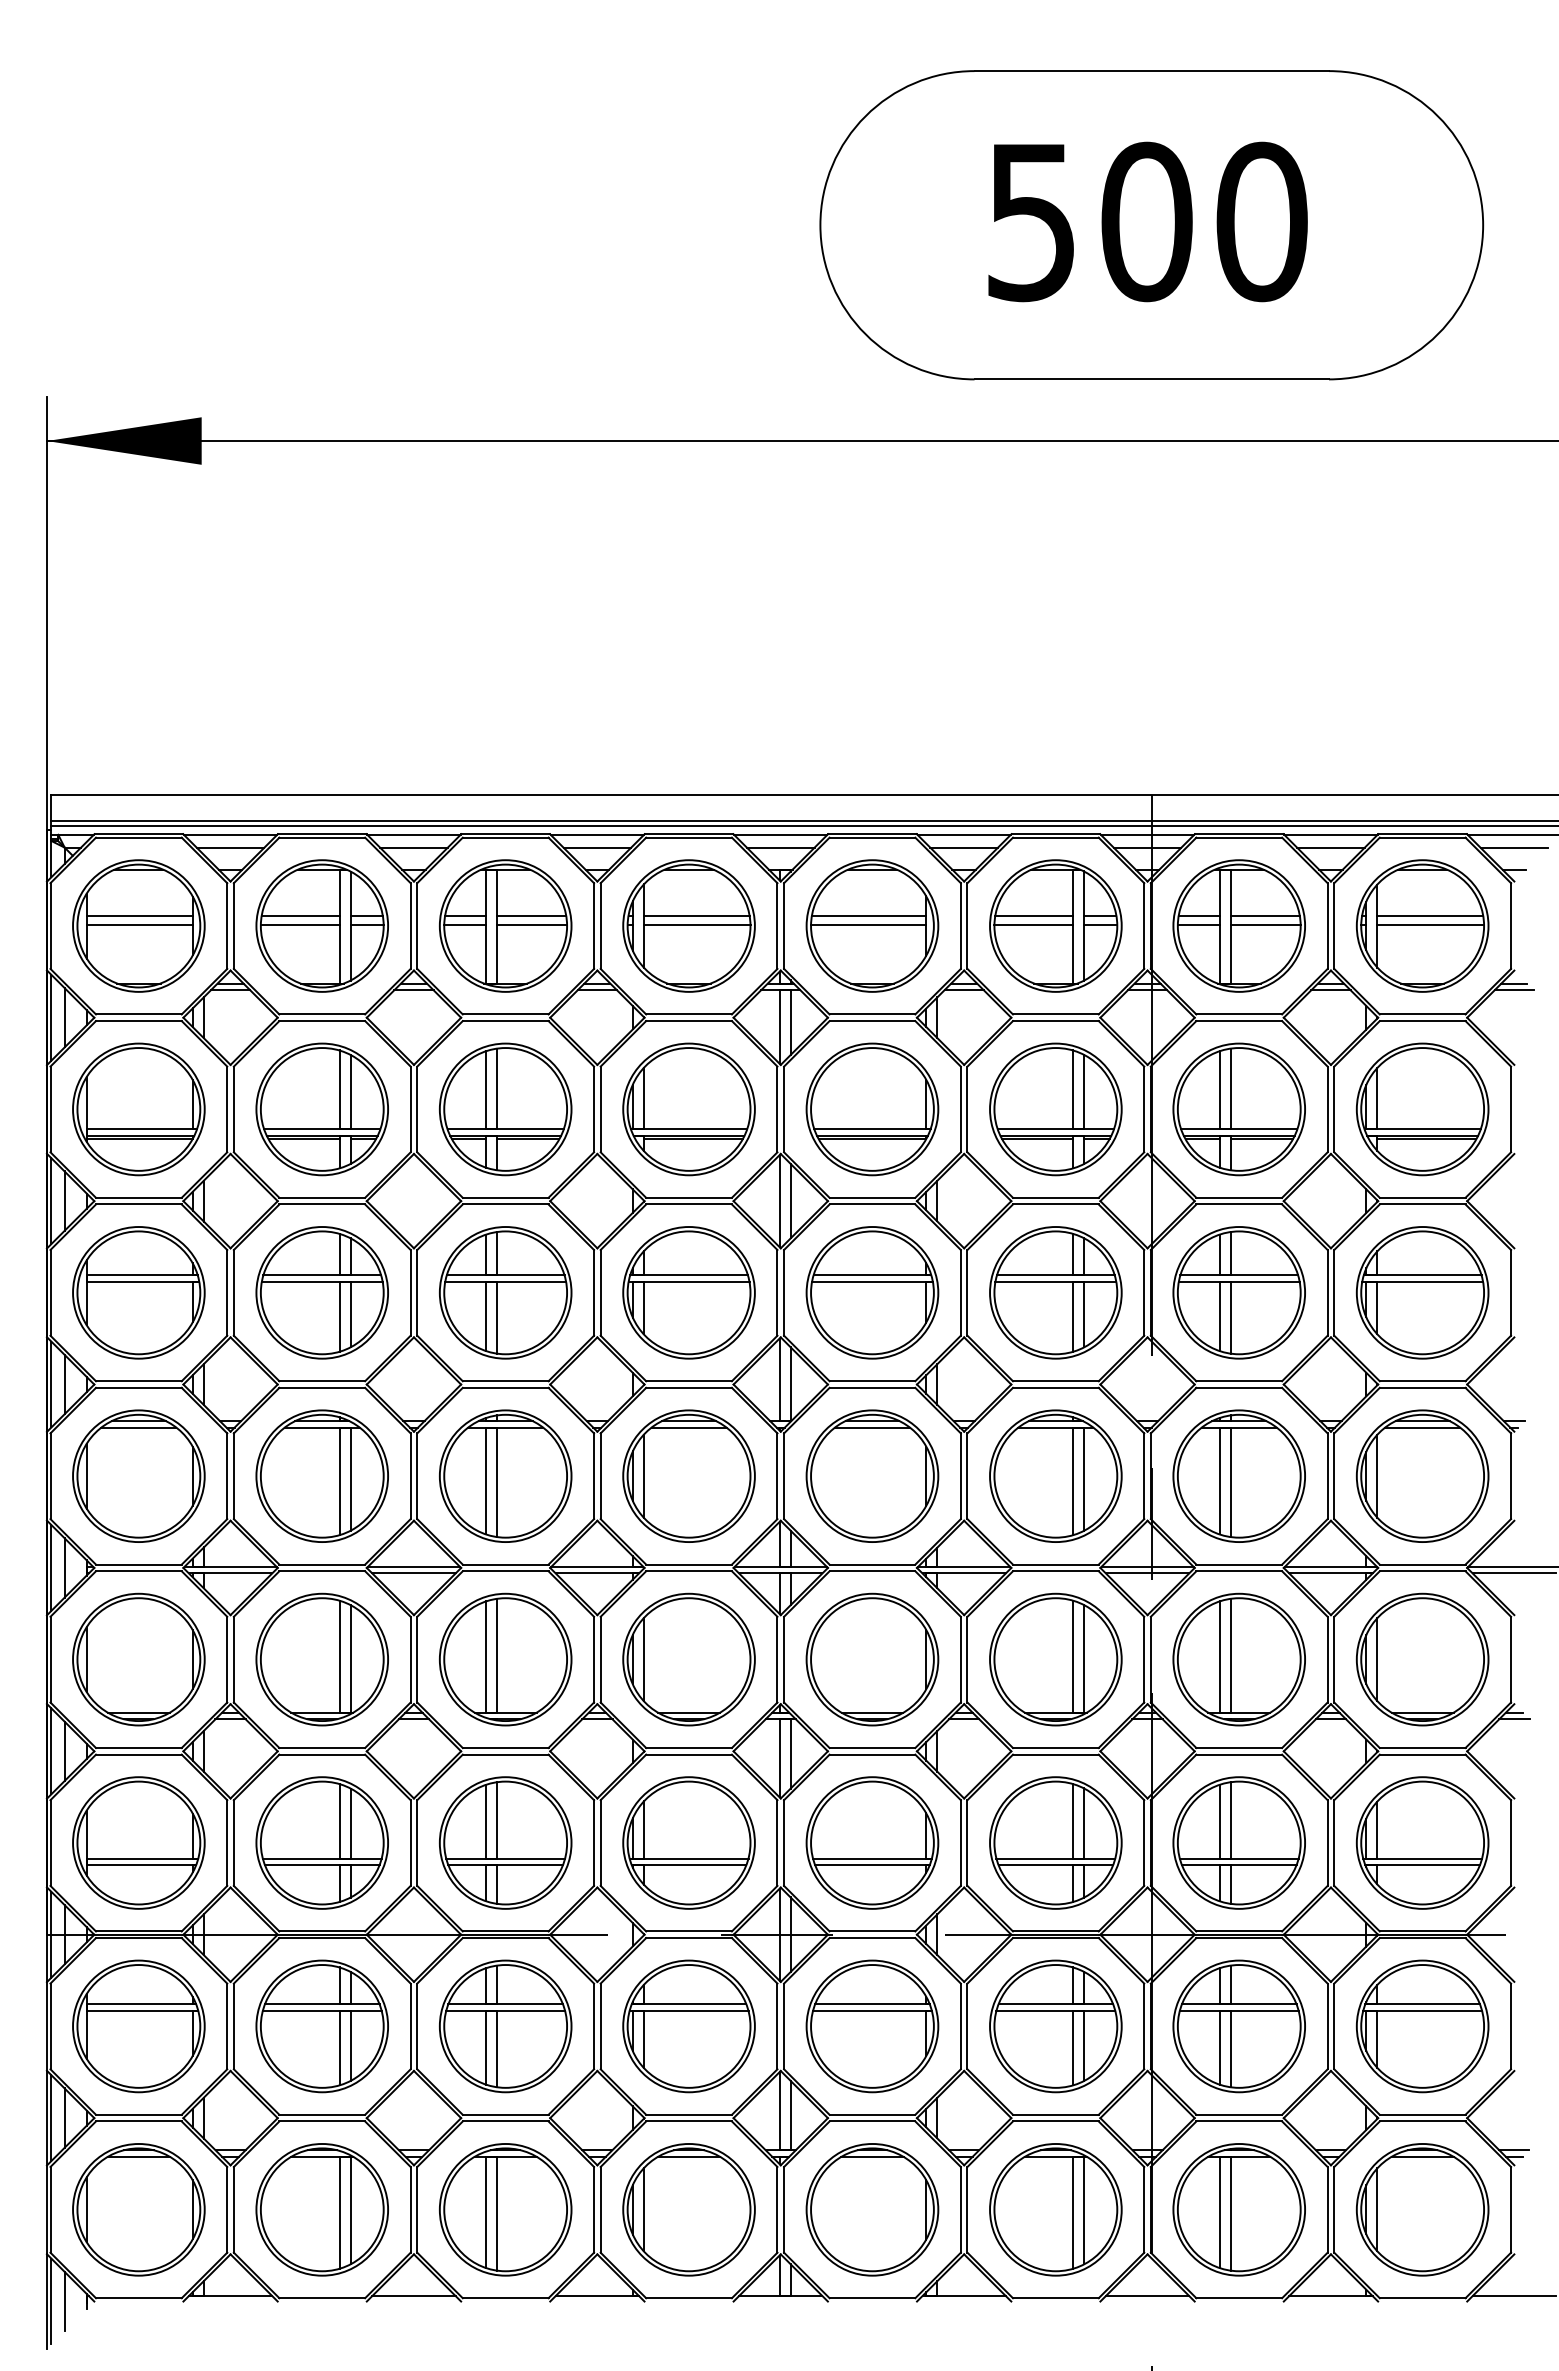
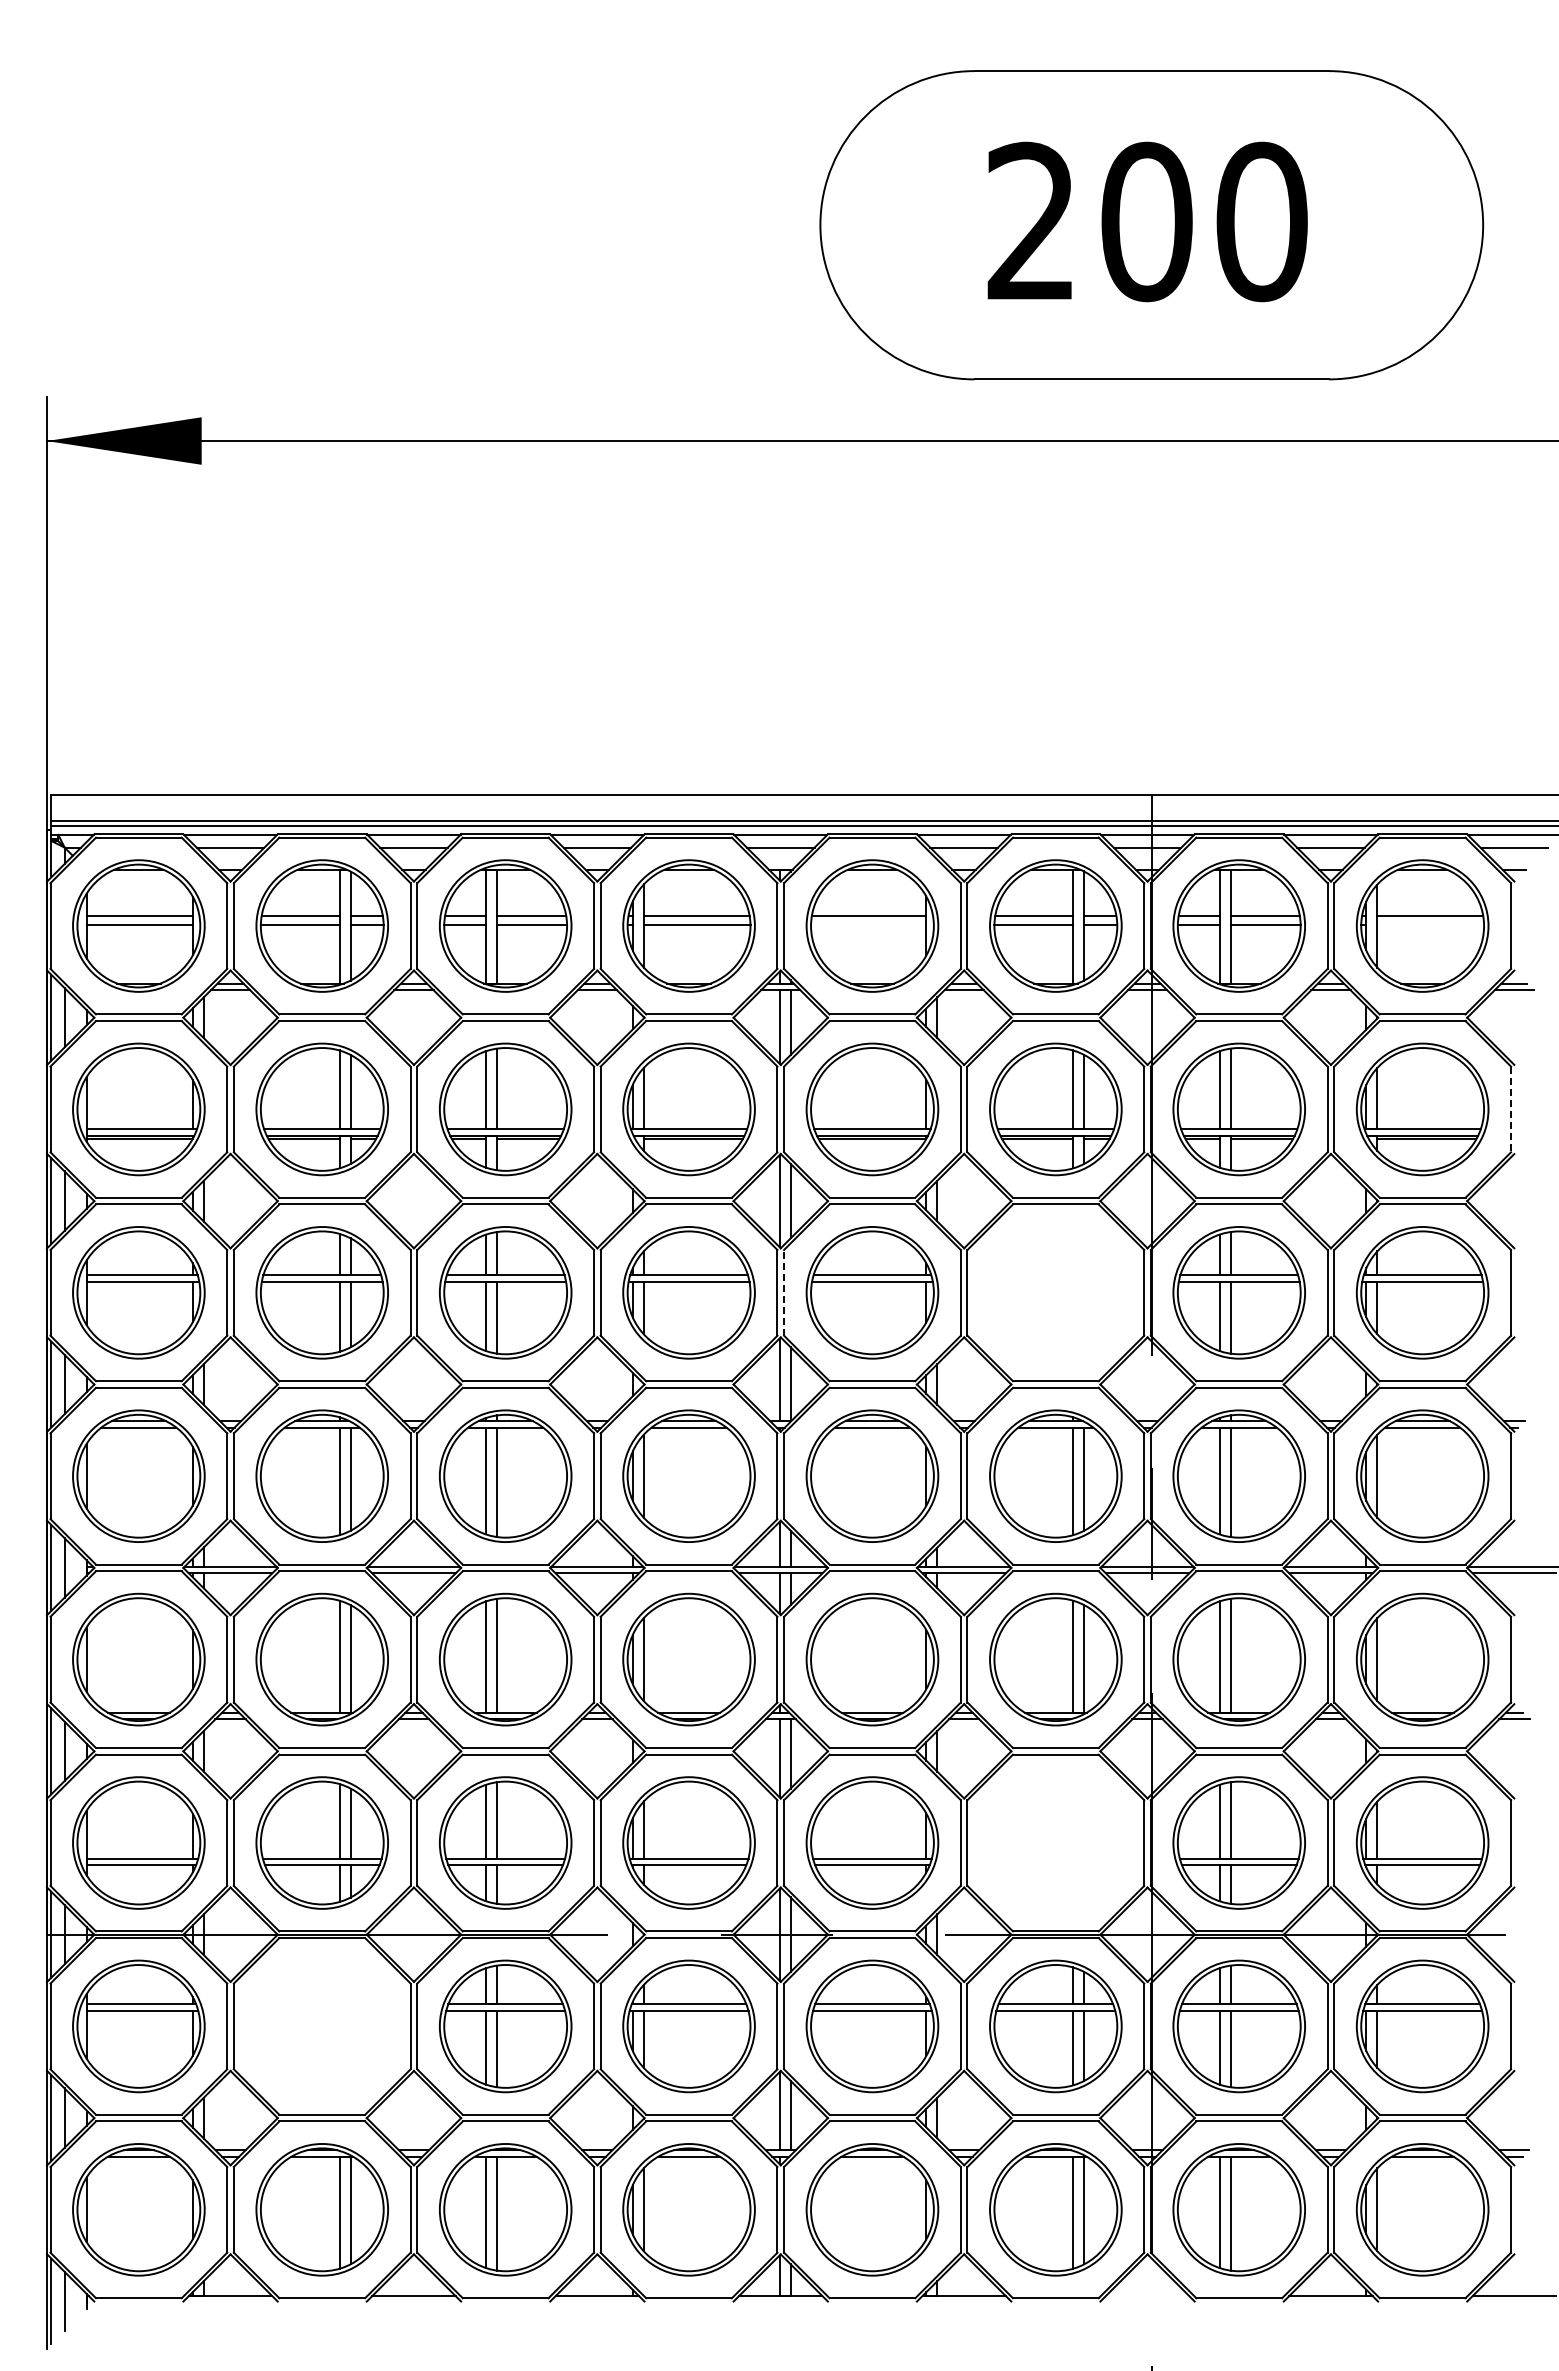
text: 500 -> 200 (1030, 221)
line: present -> none (868, 924)
line: present -> none (1430, 924)
line: solid -> dashed (1511, 1109)
line: solid -> dashed (784, 1292)
part: present -> none (1055, 1292)
part: present -> none (1055, 1842)
part: present -> none (321, 2026)
line: present -> none (1147, 2296)
